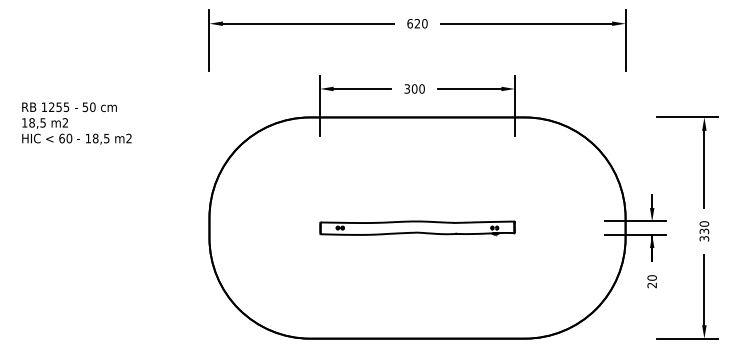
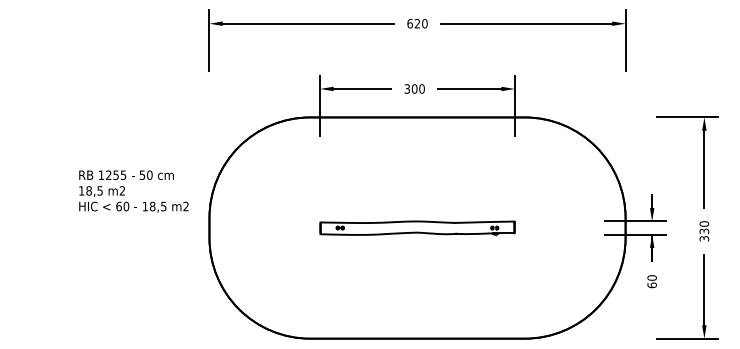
text position: (76, 123) -> (133, 191) (133, 191)
text: 20 -> 60 (651, 285)
